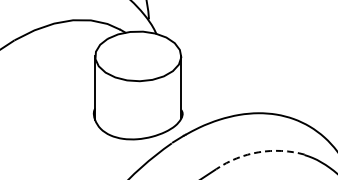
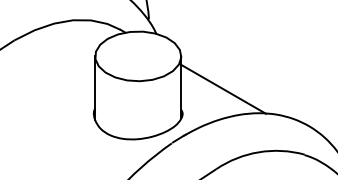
line: none -> present (223, 88)
arc: dashed -> solid (258, 152)
